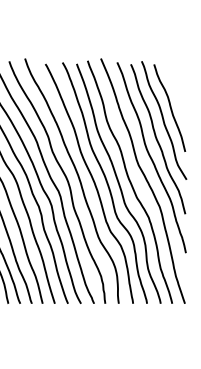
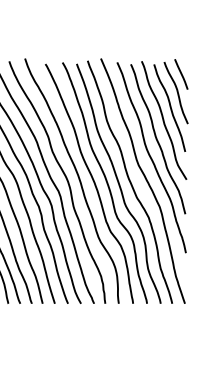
part: none -> present (175, 91)
